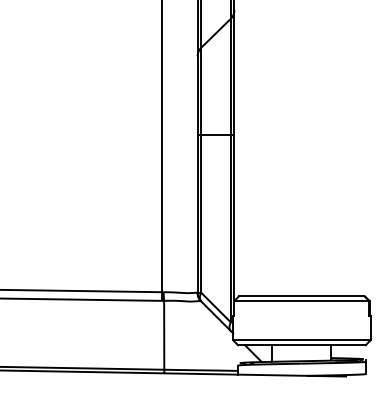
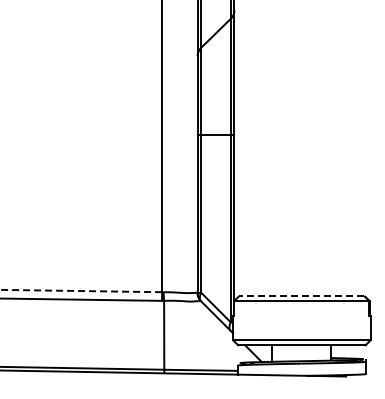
line: solid -> dashed (81, 291)
line: solid -> dashed (301, 296)
